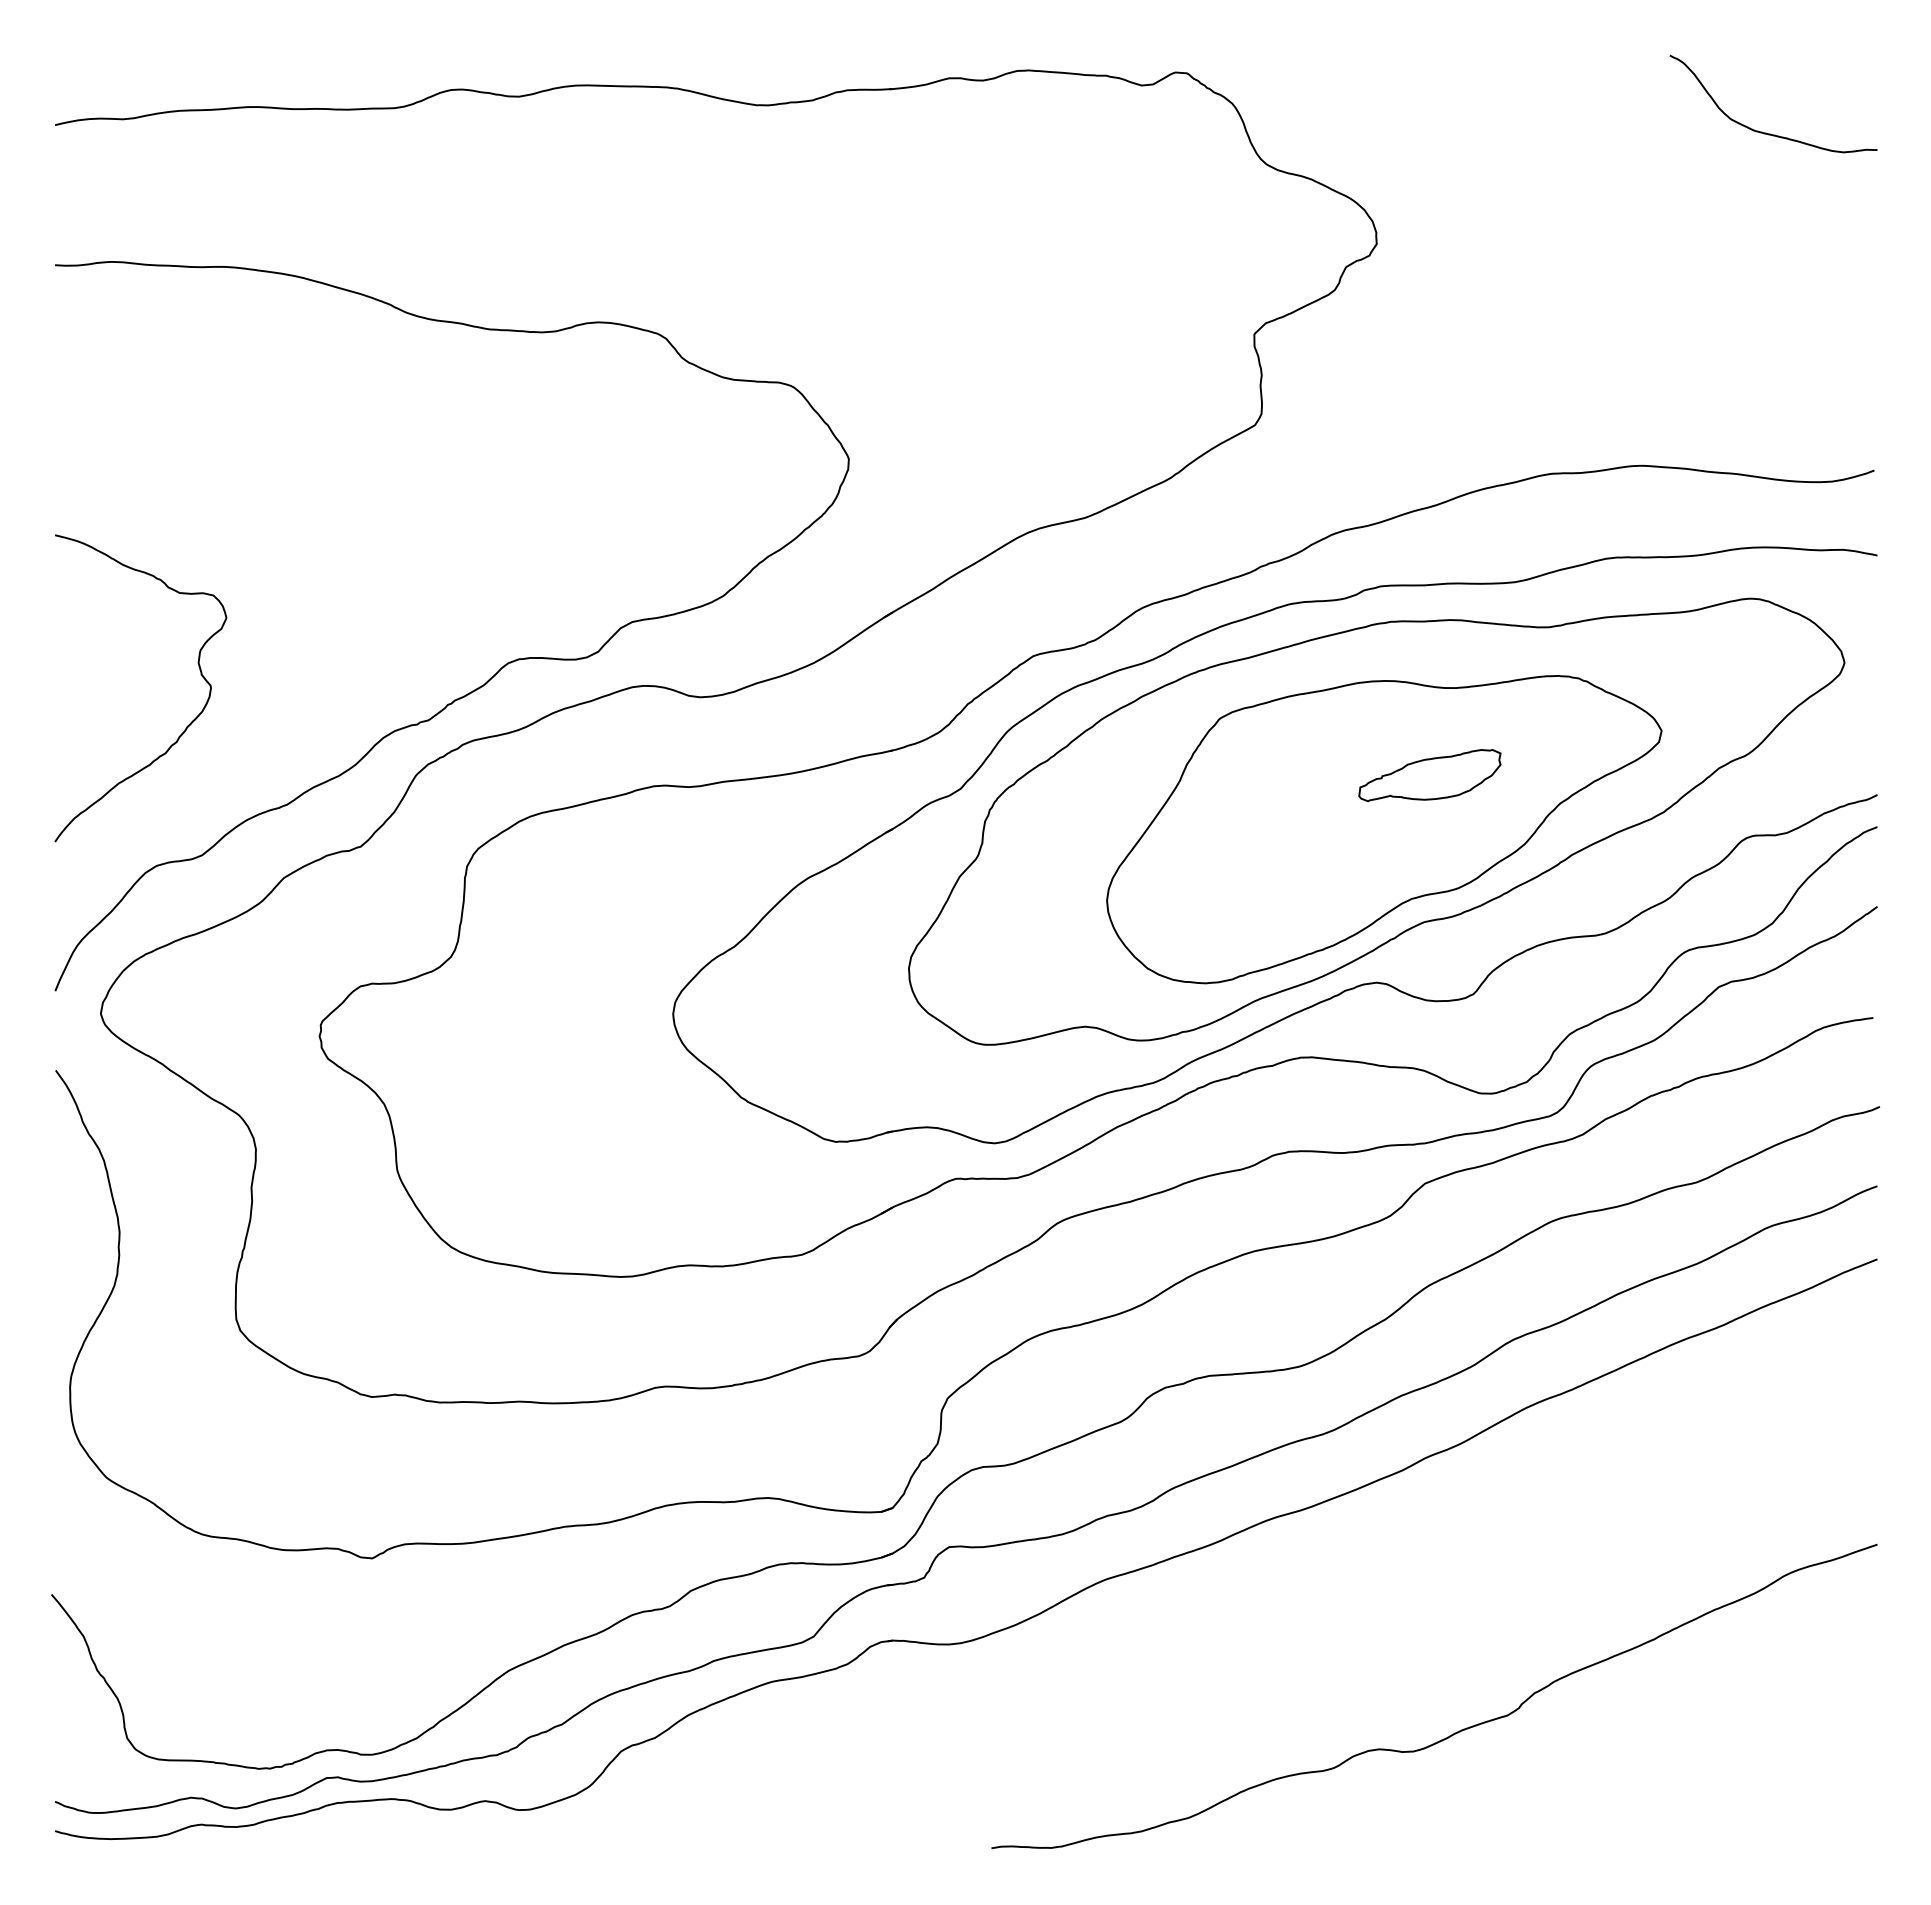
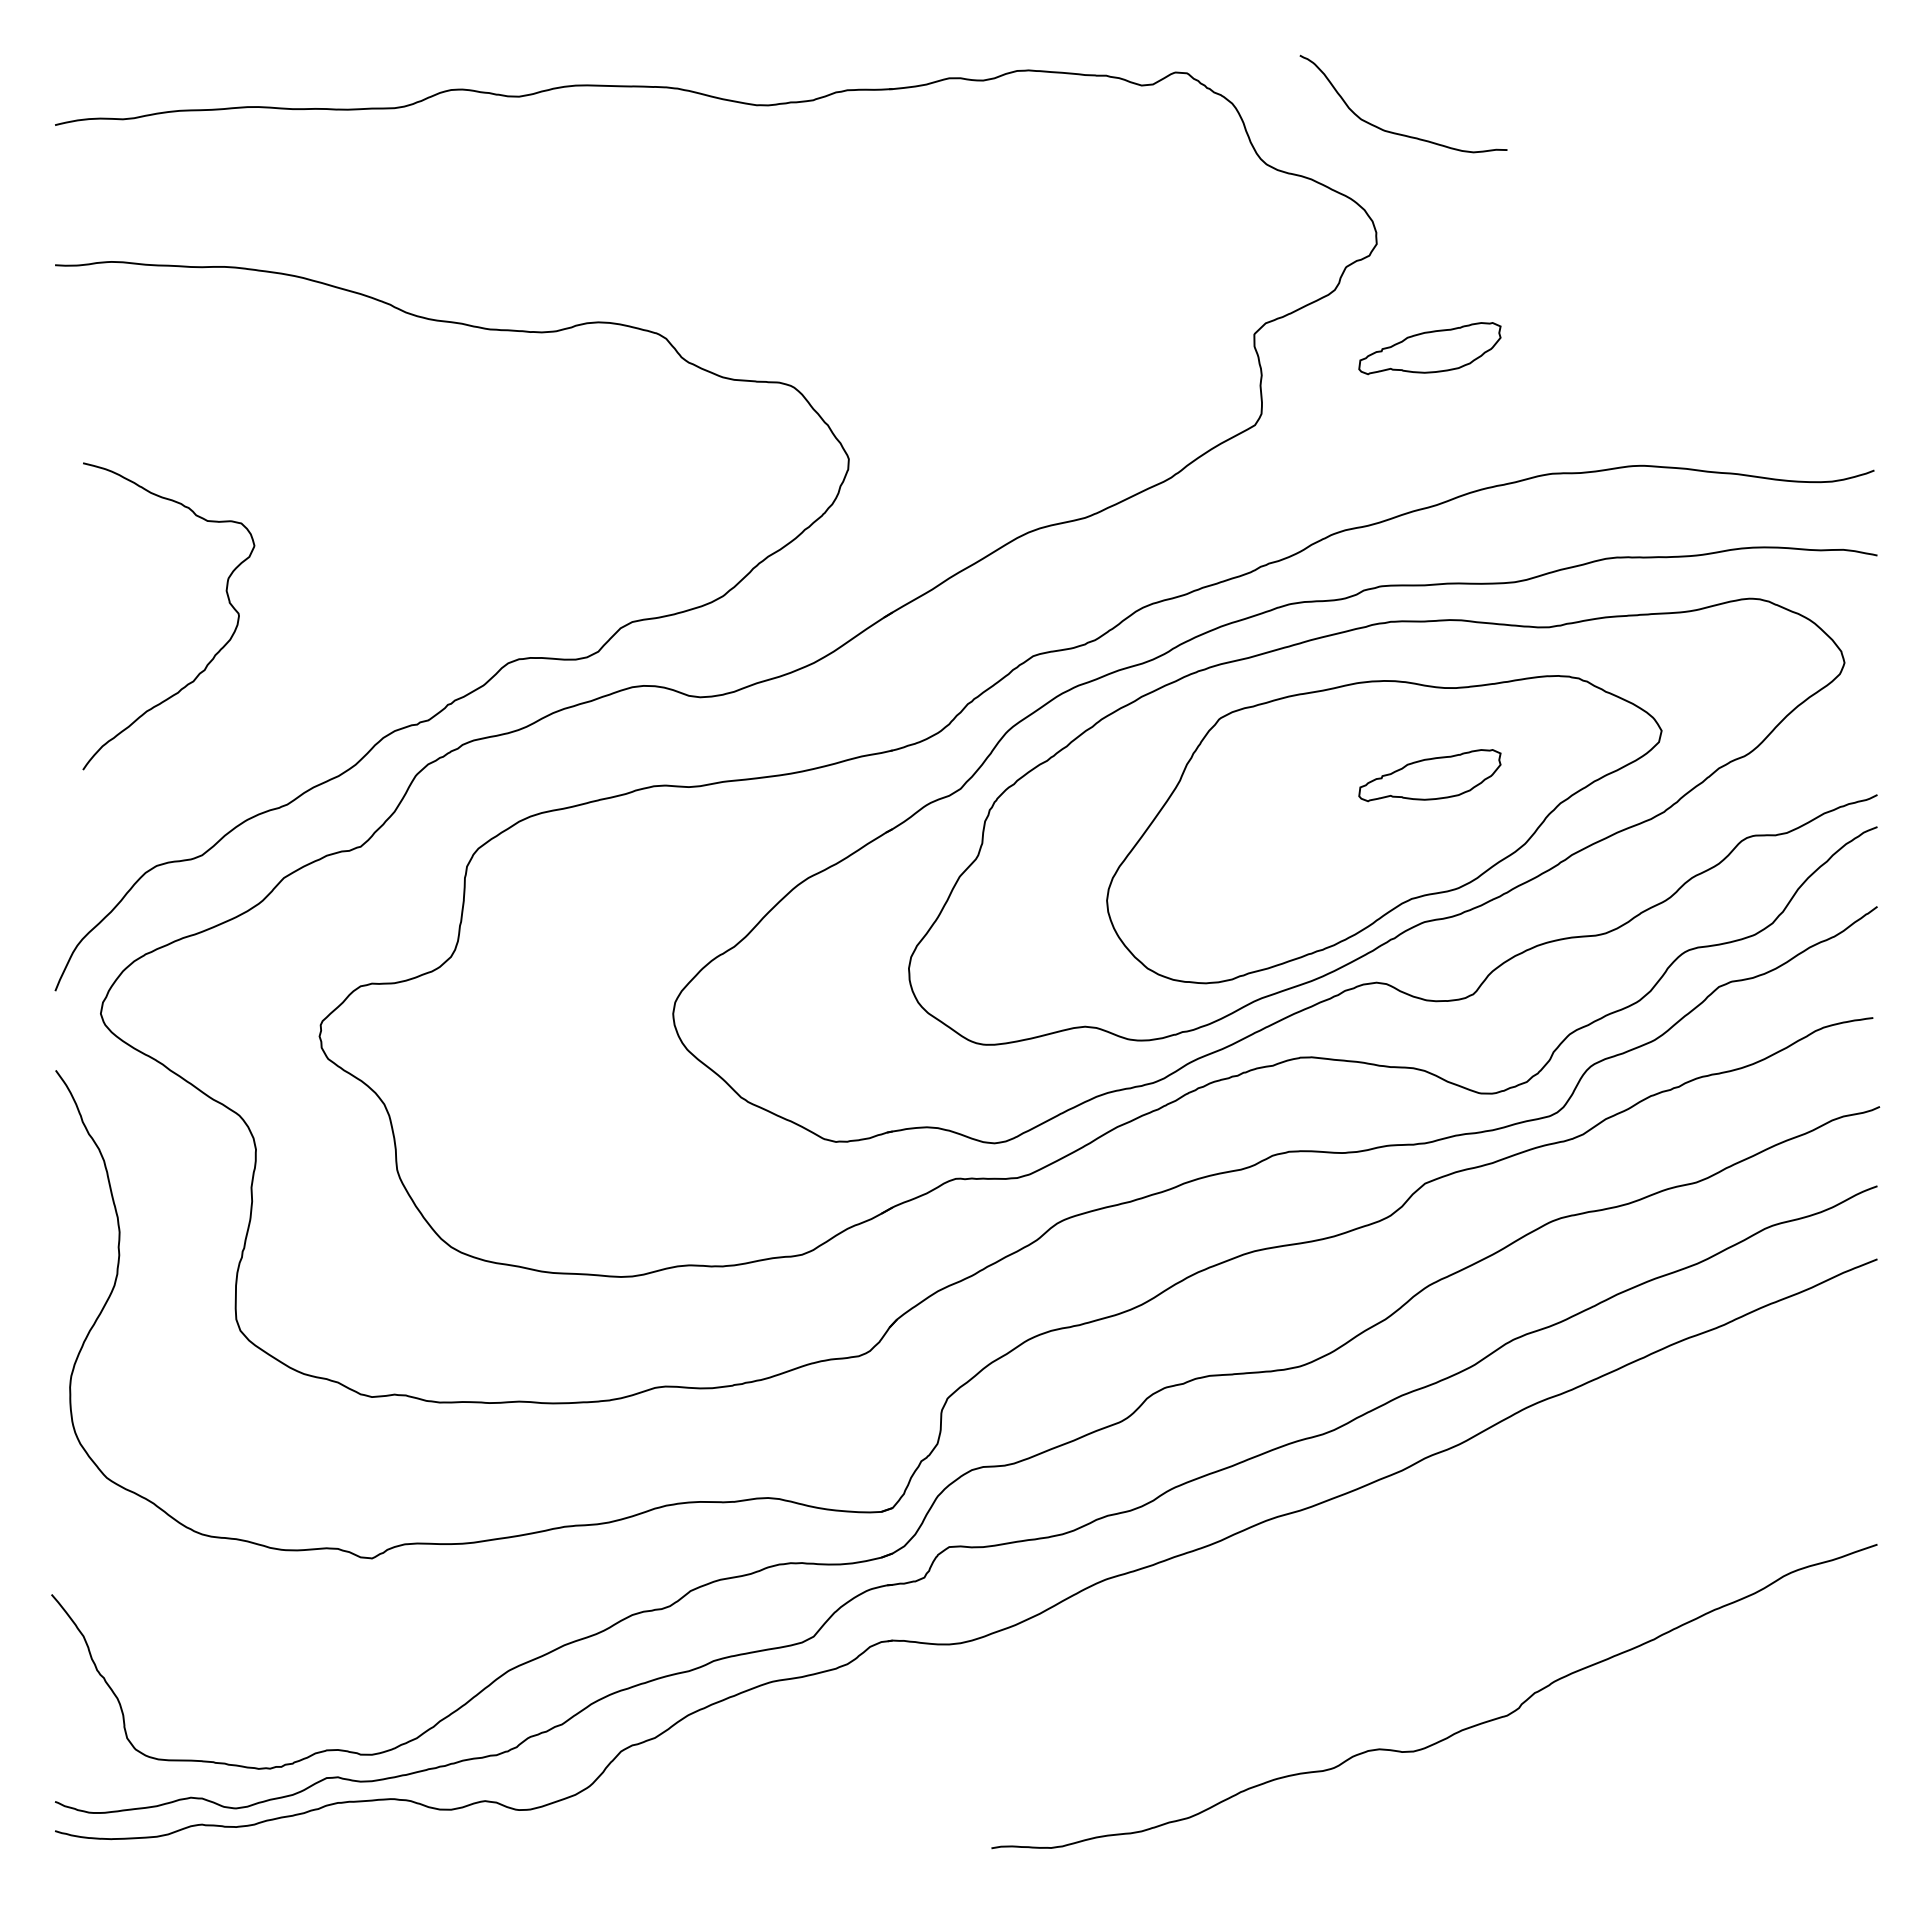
curve position: (1766, 132) -> (1396, 132) (1396, 132)
part: none -> present (1429, 348)
curve position: (186, 726) -> (214, 654) (214, 654)
